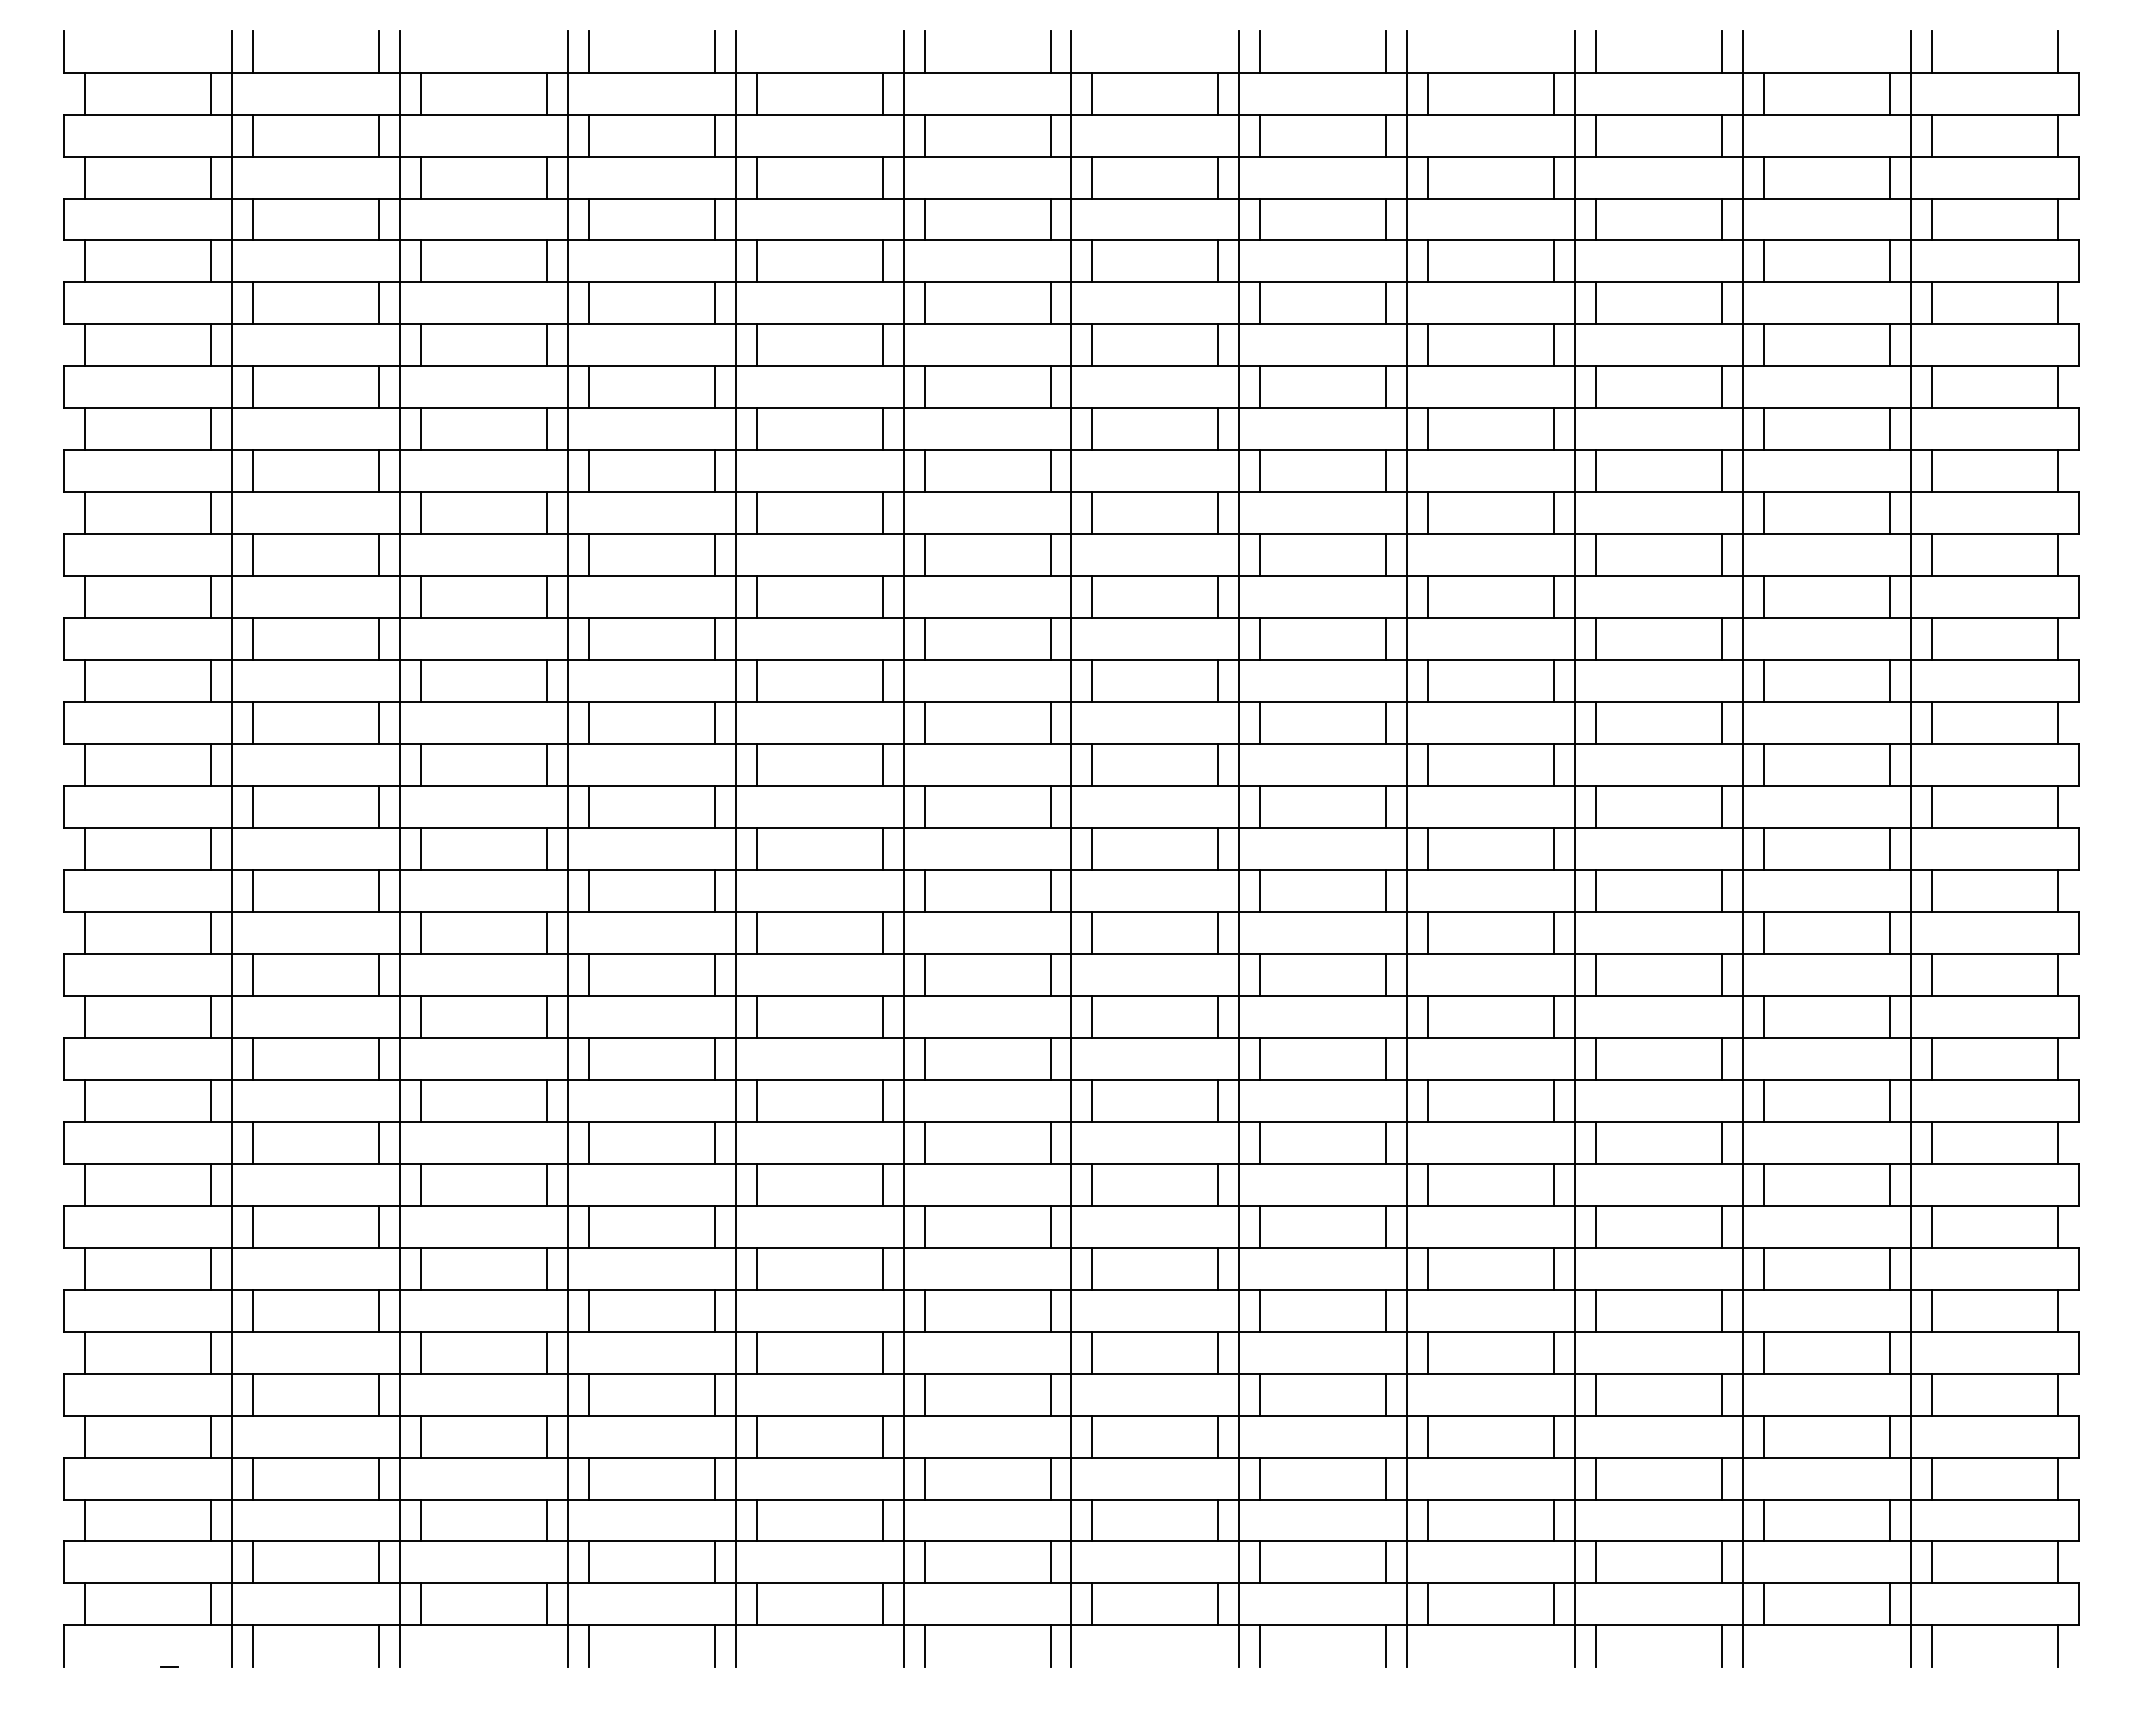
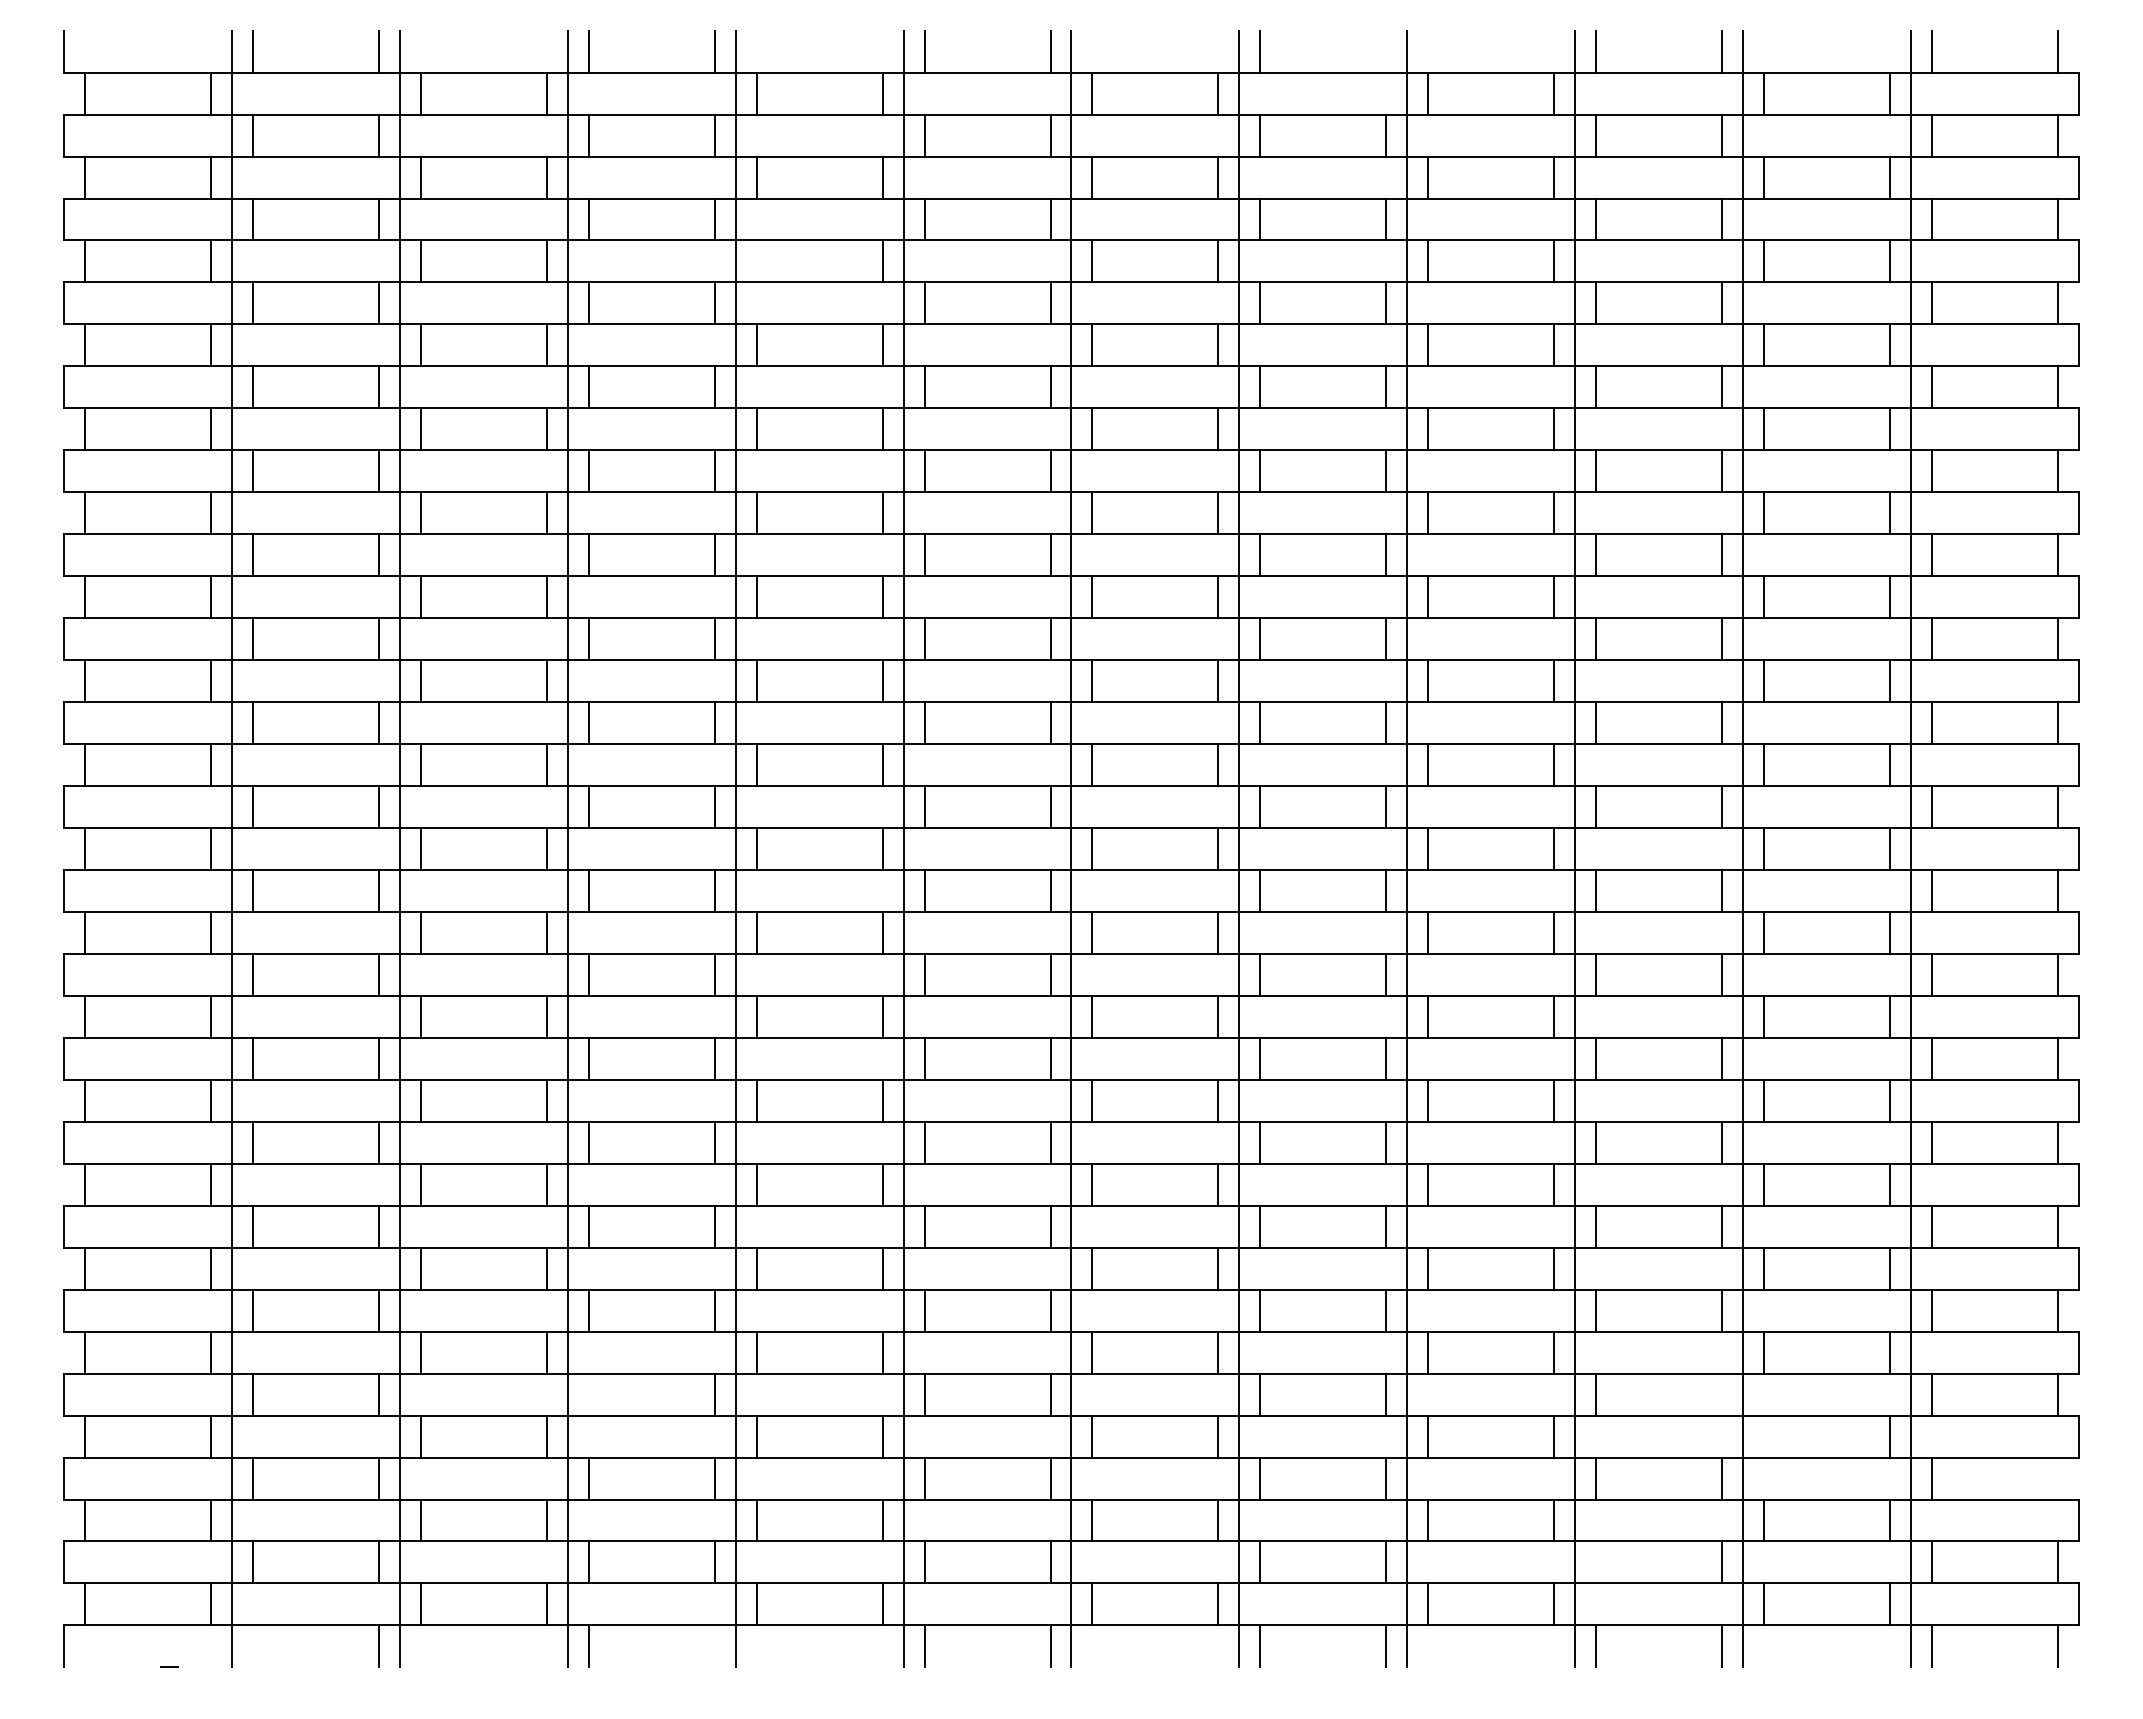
line: present -> none (1386, 51)
line: present -> none (756, 261)
line: present -> none (588, 1394)
line: present -> none (1721, 1394)
line: present -> none (1763, 1436)
line: present -> none (2057, 1478)
line: present -> none (1596, 1562)
line: present -> none (253, 1646)
line: present -> none (714, 1646)
